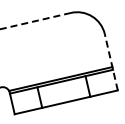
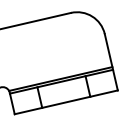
line: dashed -> solid (35, 21)
line: dashed -> solid (111, 62)
